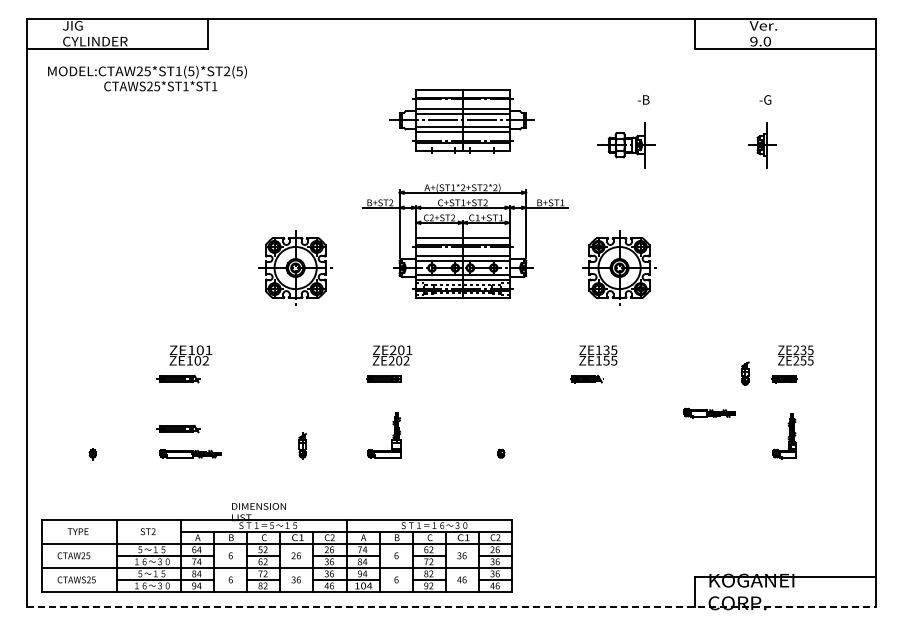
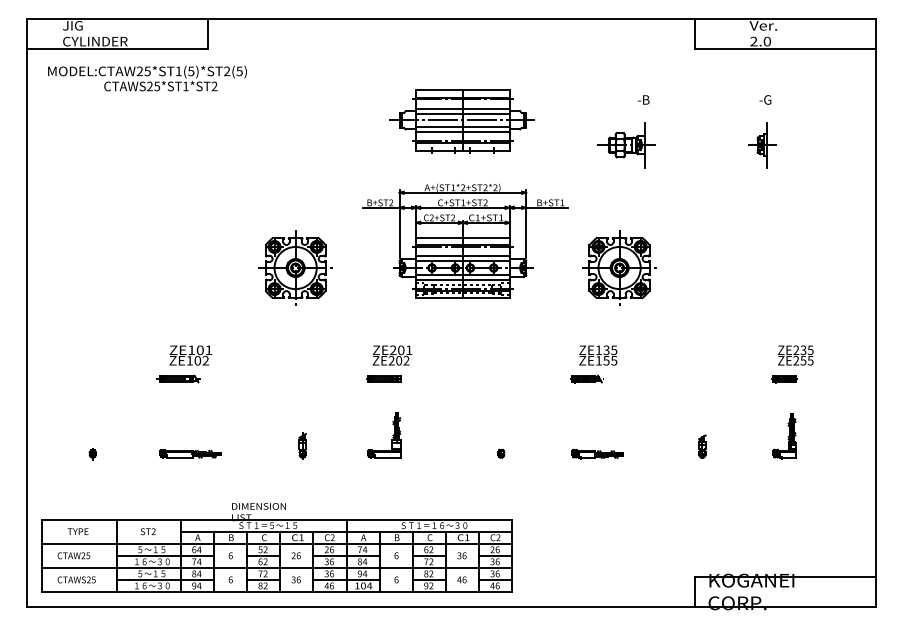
text: 9.0 -> 2.0 (753, 41)
text: CTAWS25*ST1*ST1 -> CTAWS25*ST1*ST2 (214, 85)
part position: (745, 373) -> (702, 446) (702, 446)
part position: (709, 412) -> (597, 453) (597, 453)
part: present -> none (178, 428)
line: dashed -> solid (451, 607)
